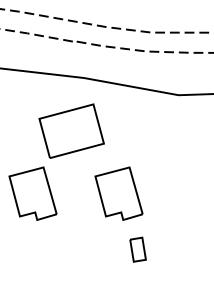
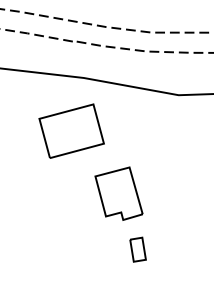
part: present -> none (32, 193)
